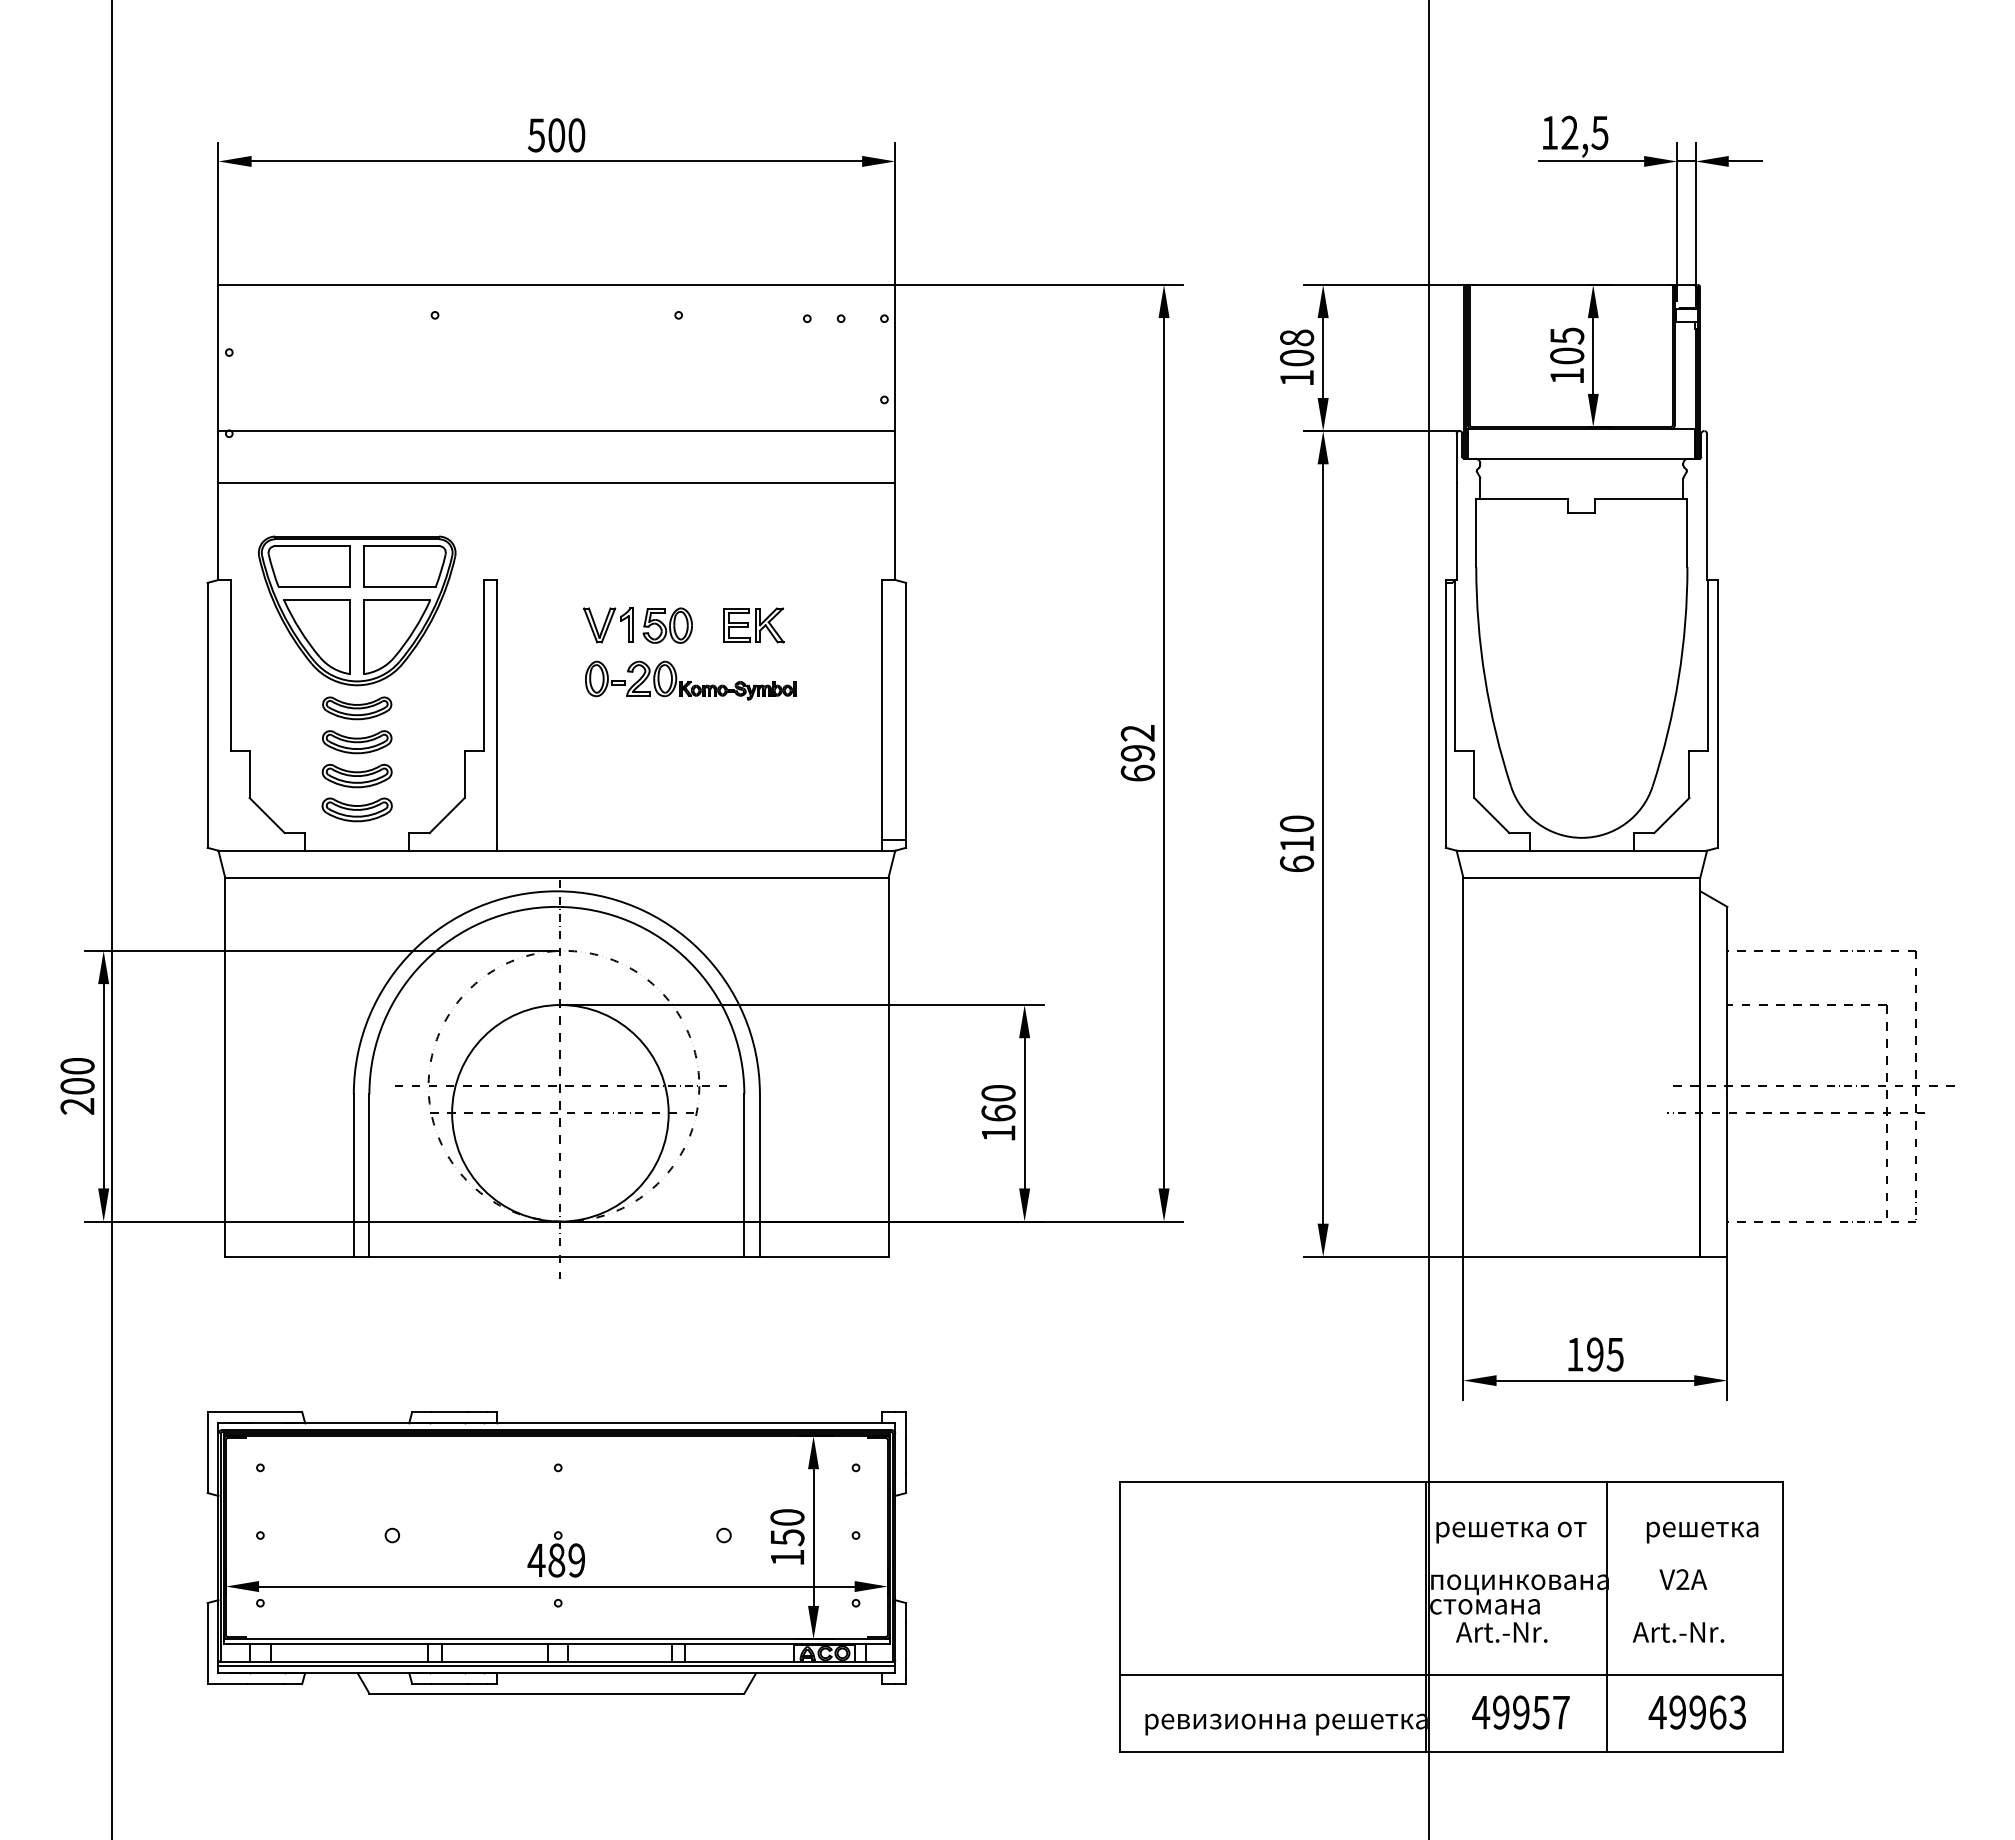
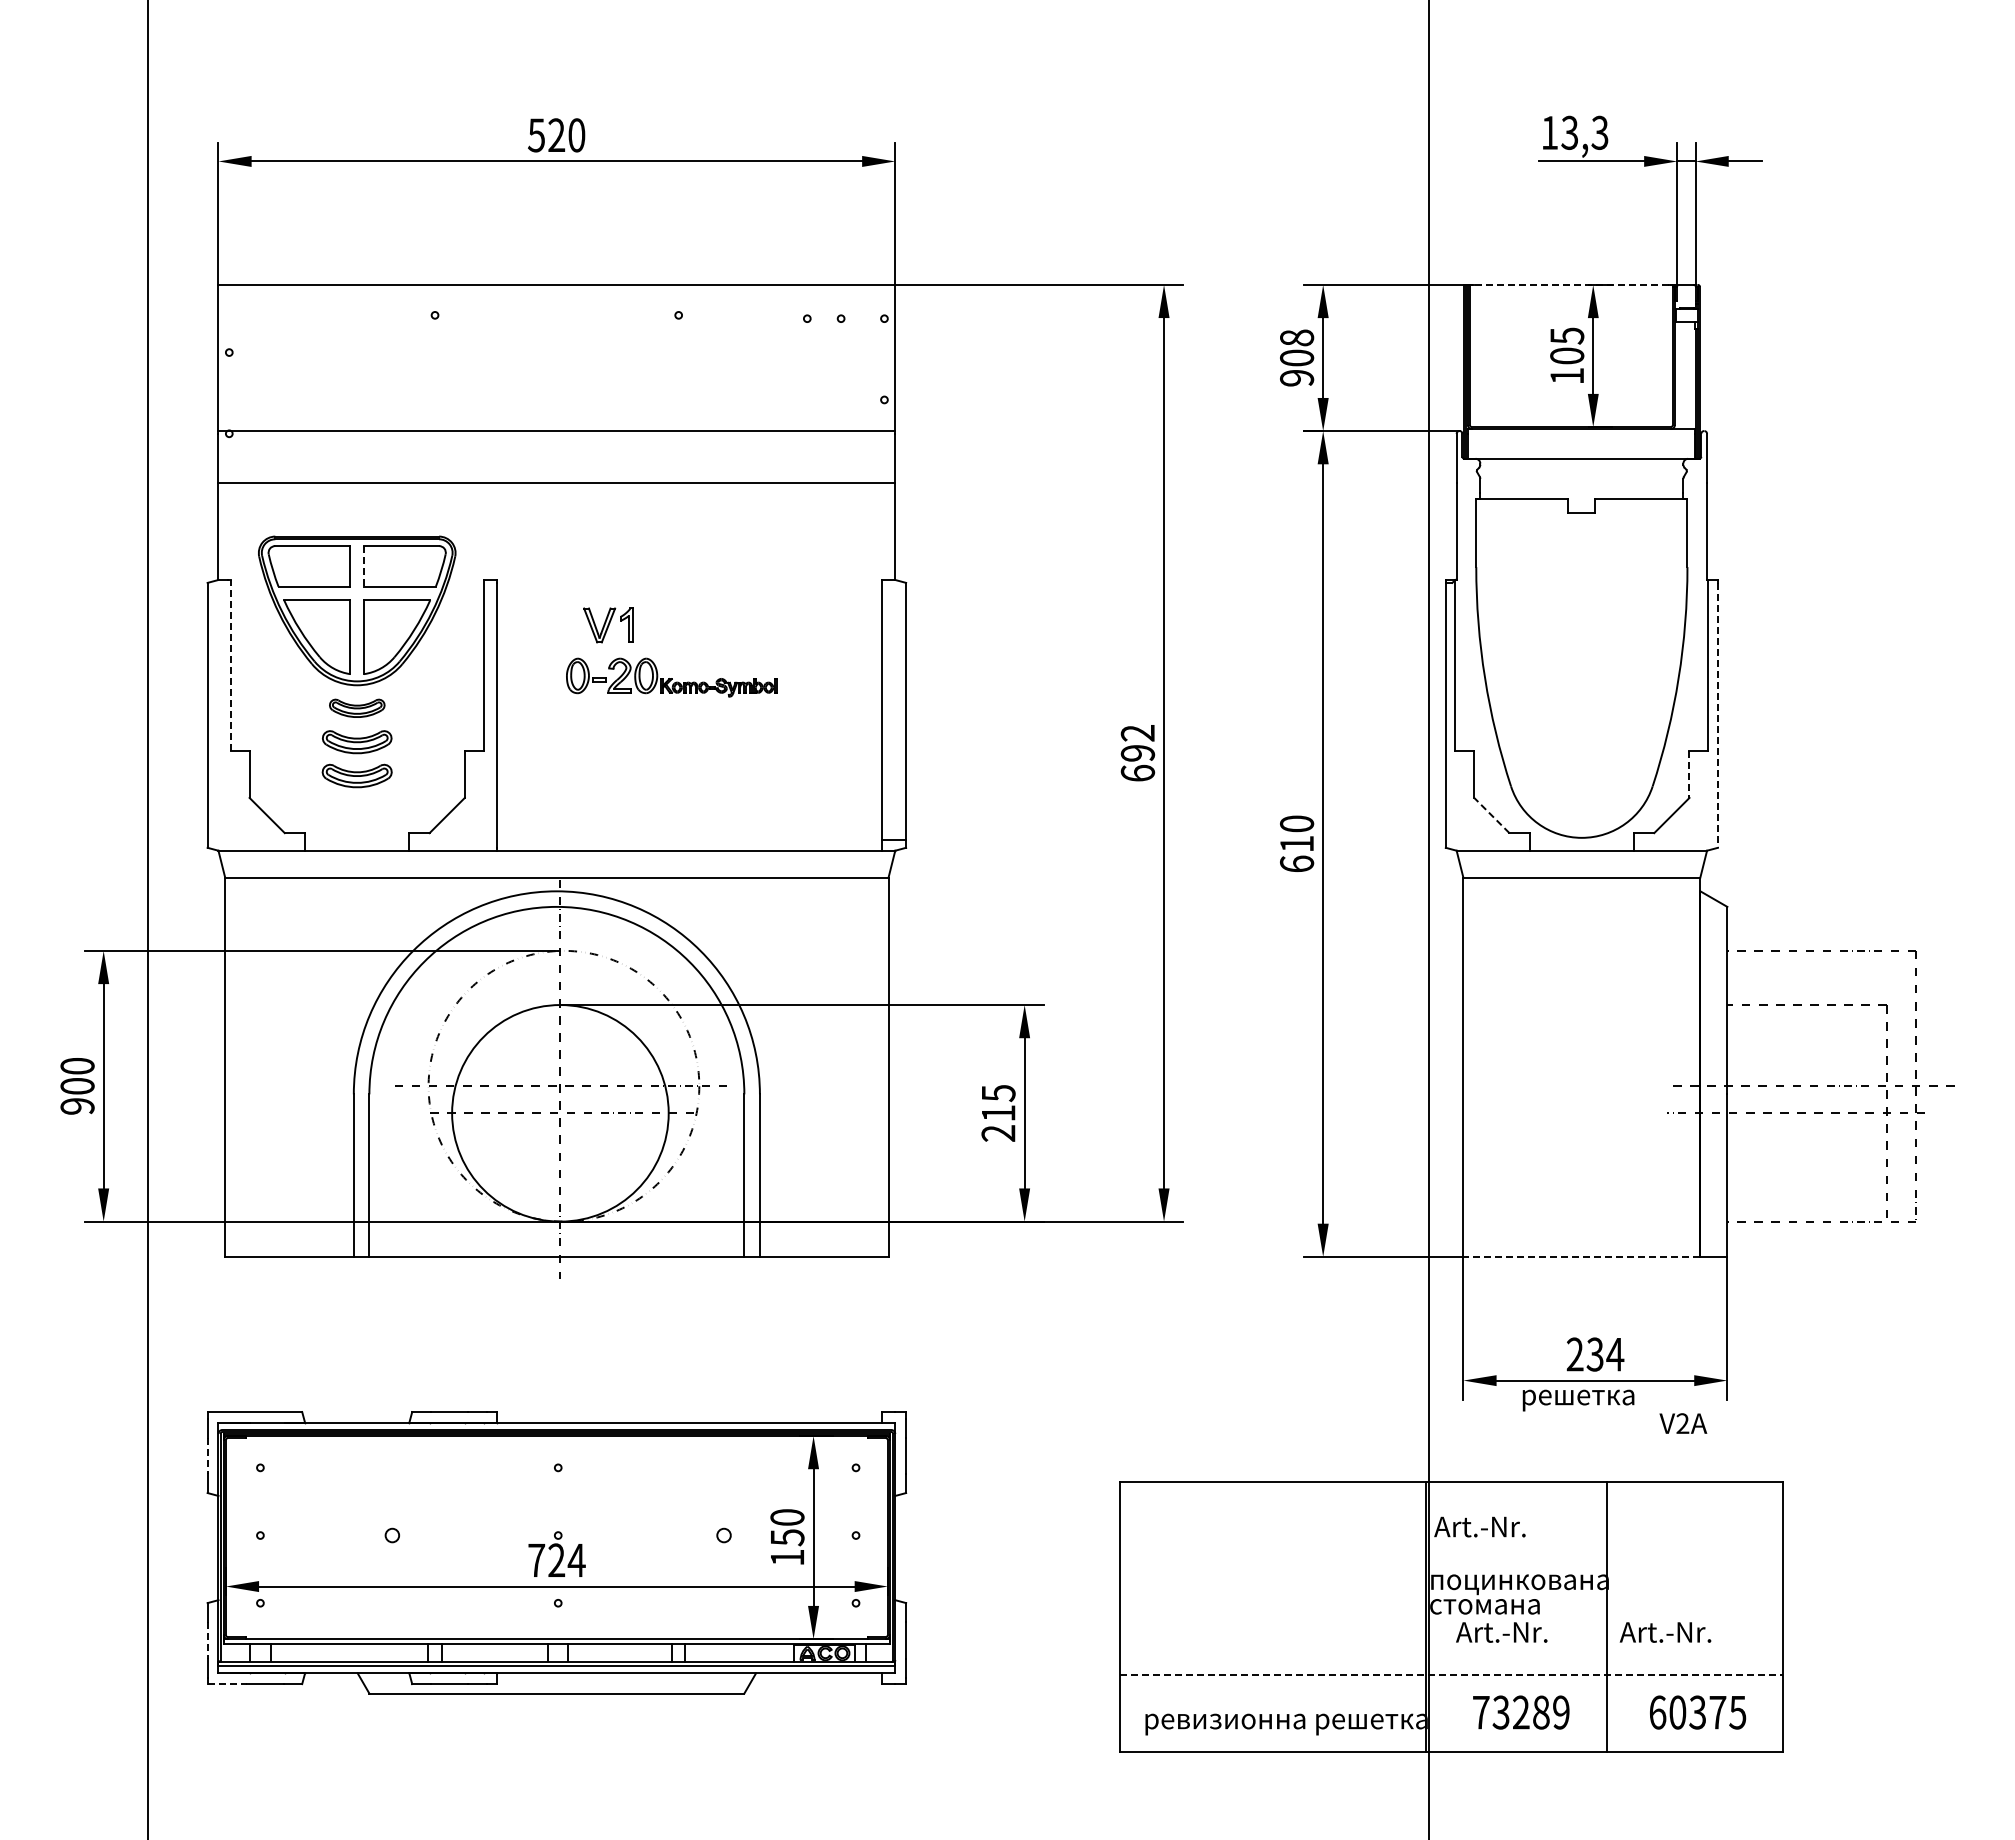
text: 12,5 -> 13,3 (1584, 132)
text: 500 -> 520 (556, 135)
line: solid -> dashed (1570, 284)
text: 108 -> 908 (1297, 378)
line: solid -> dashed (363, 566)
part: present -> none (667, 625)
part: present -> none (753, 625)
line: solid -> dashed (230, 664)
part position: (690, 680) -> (671, 677) (671, 677)
part size: 71x25 px -> 57x20 px (357, 707)
line: solid -> dashed (1717, 715)
line: solid -> dashed (1689, 774)
part: present -> none (356, 809)
line: solid -> dashed (1491, 815)
line position: (111, 919) -> (147, 919) (147, 919)
text: 200 -> 900 (77, 1106)
text: 160 -> 215 (998, 1113)
line: solid -> dashed (1581, 1256)
text: 195 -> 234 (1595, 1354)
line: solid -> dashed (207, 1456)
text: рeшетка от -> Art.-Nr. (1510, 1529)
text position: (1702, 1532) -> (1578, 1400) (1578, 1400)
text: 489 -> 724 (556, 1560)
text position: (1683, 1579) -> (1683, 1423) (1683, 1423)
text position: (1678, 1632) -> (1665, 1632) (1665, 1632)
line: solid -> dashed (207, 1640)
line: solid -> dashed (1451, 1674)
line: solid -> dashed (227, 1684)
text: 49957 -> 73289 (1520, 1712)
text: 49963 -> 60375 (1697, 1712)
